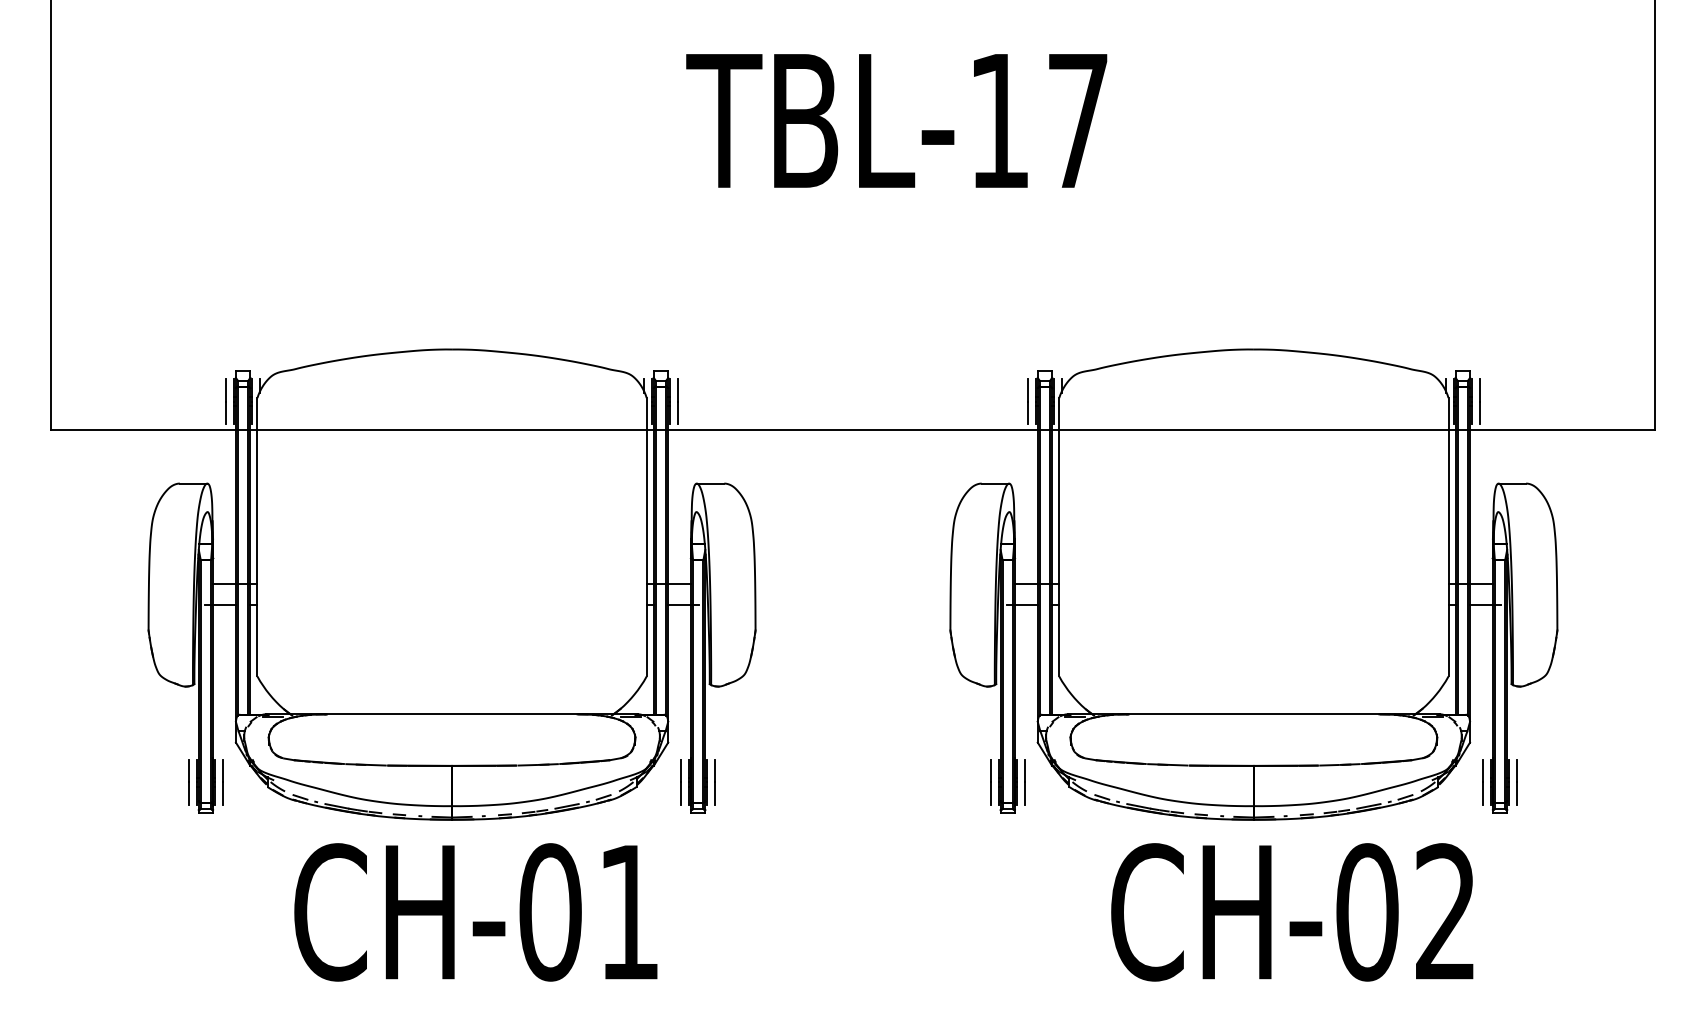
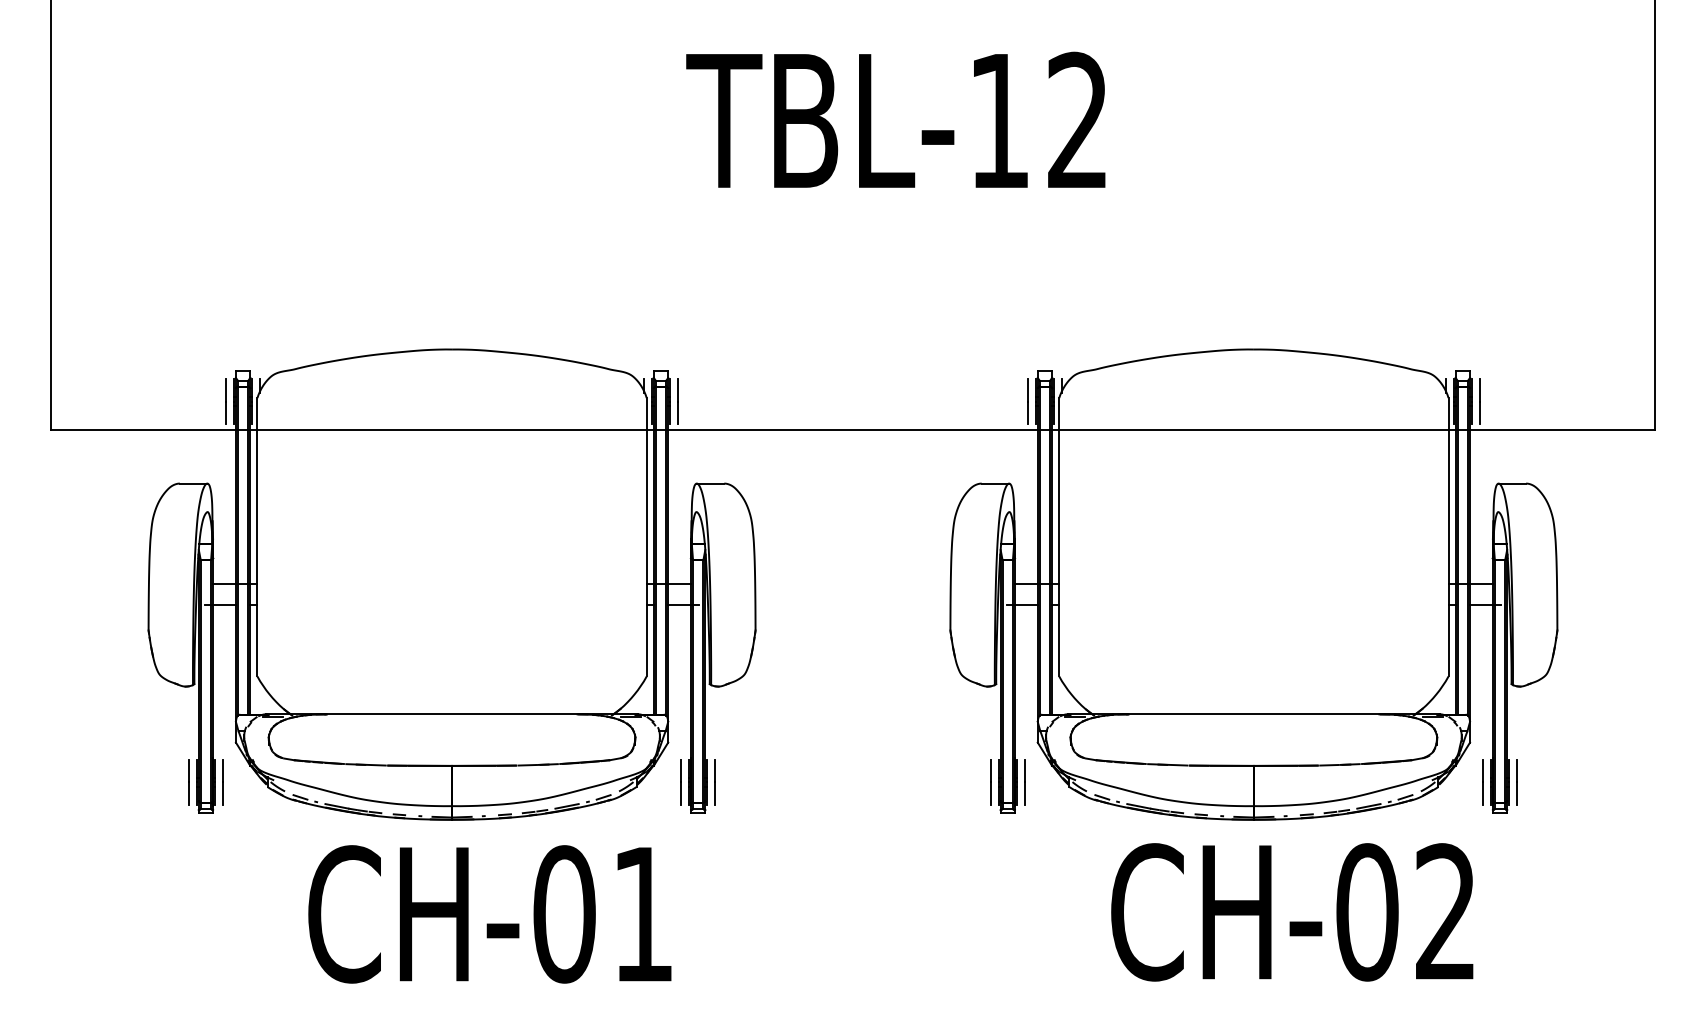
text: TBL-17 -> TBL-12 (1077, 119)
text position: (475, 912) -> (489, 914) (489, 914)
